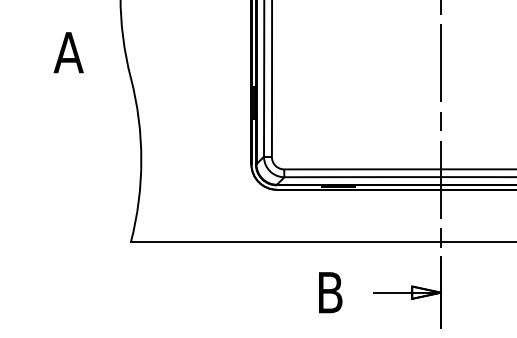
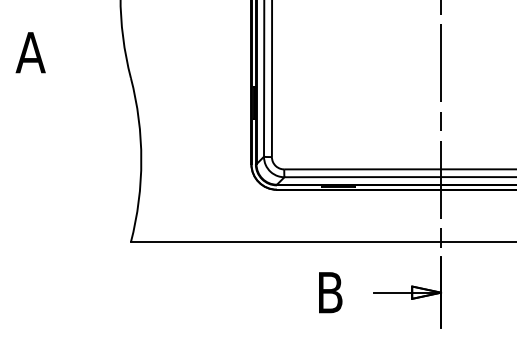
text position: (68, 52) -> (30, 52) (30, 52)
